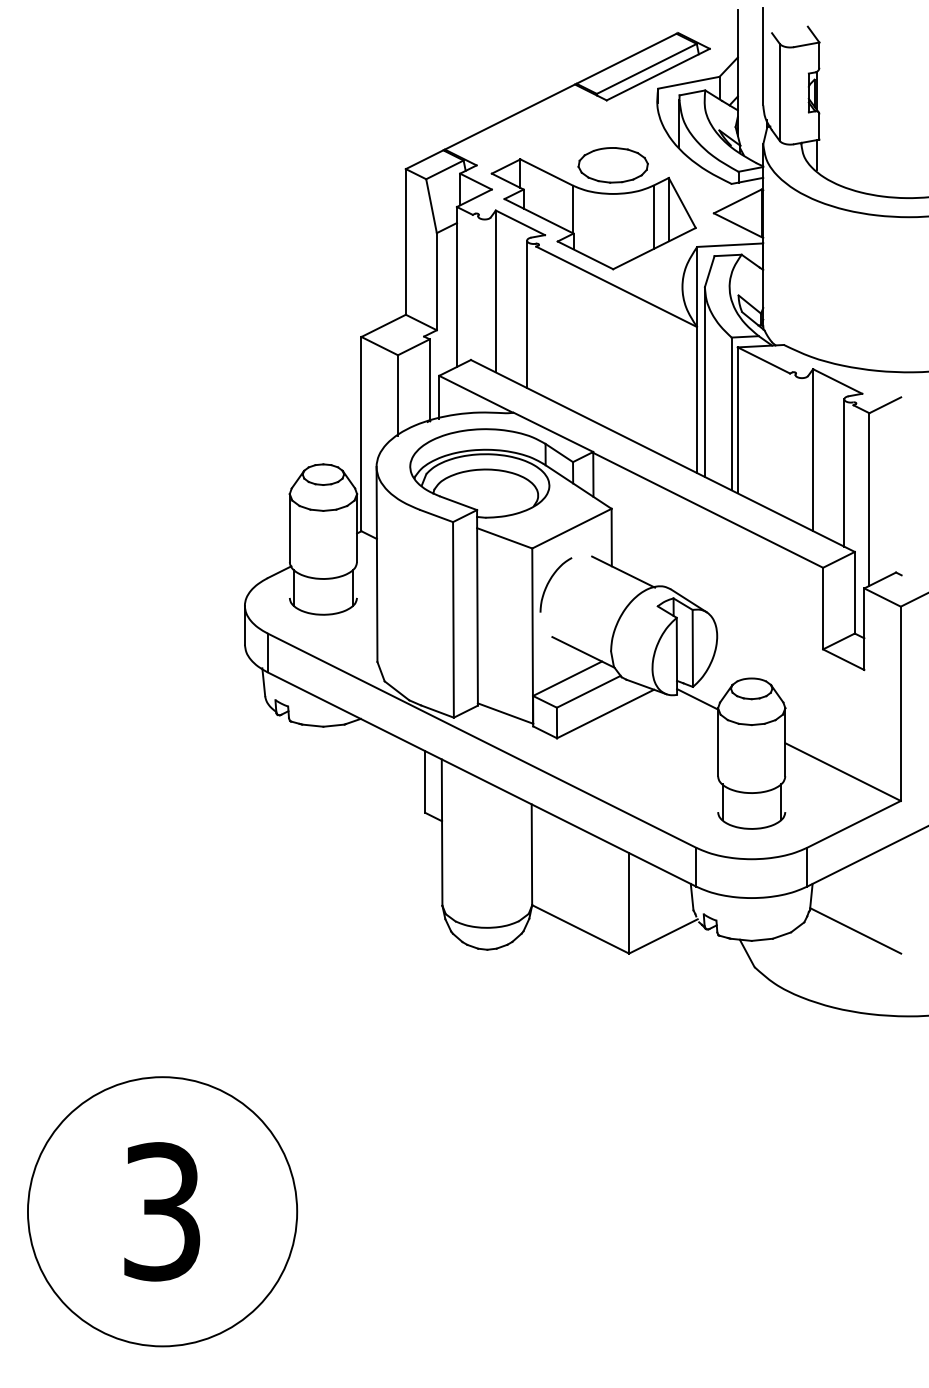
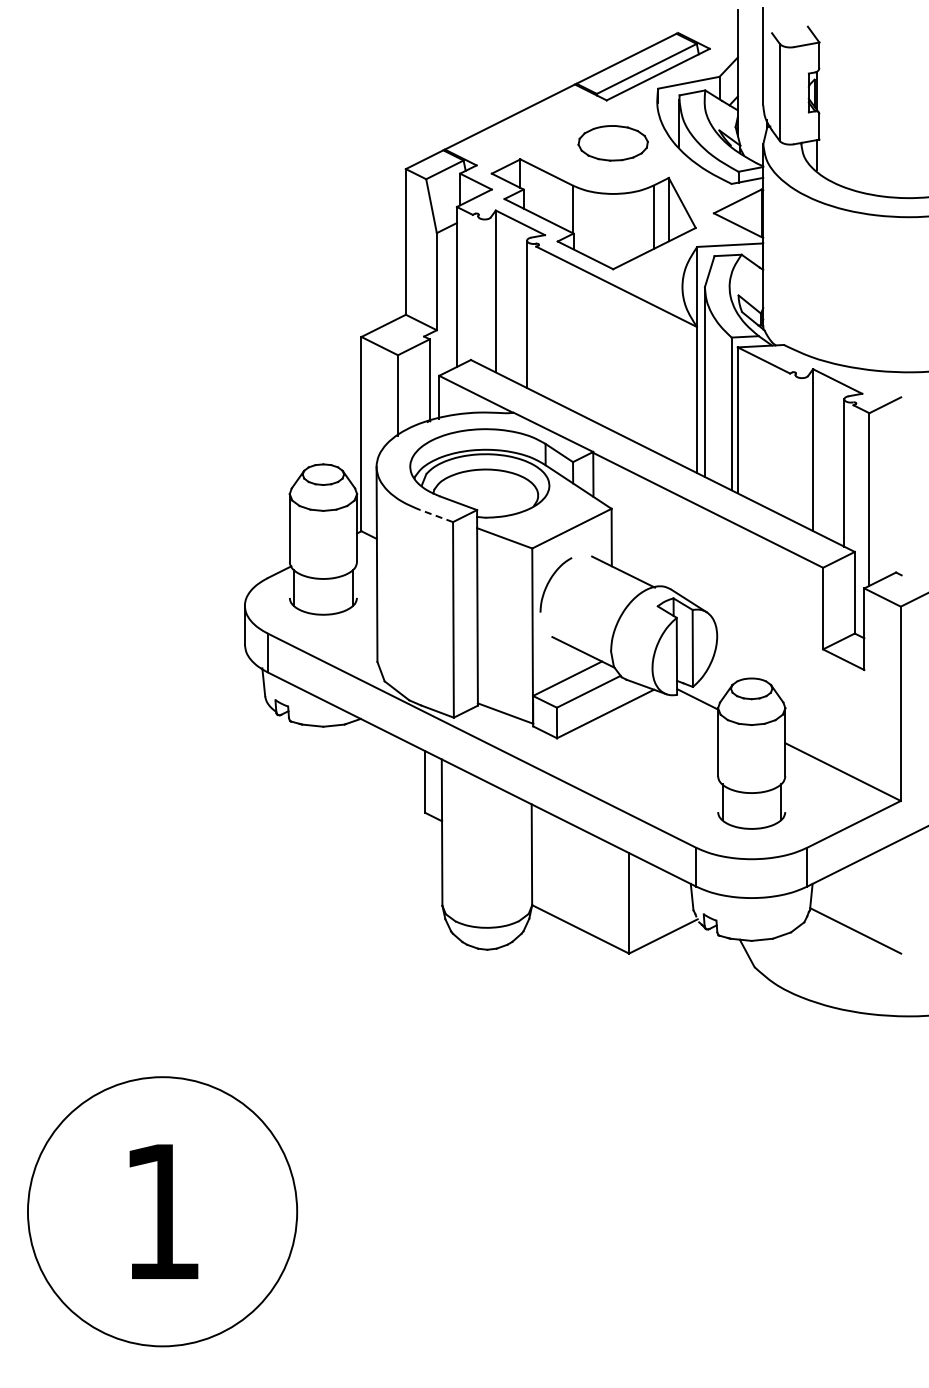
part position: (612, 165) -> (612, 143) (612, 143)
line: solid -> dashed (436, 516)
text: 3 -> 1 (162, 1211)
